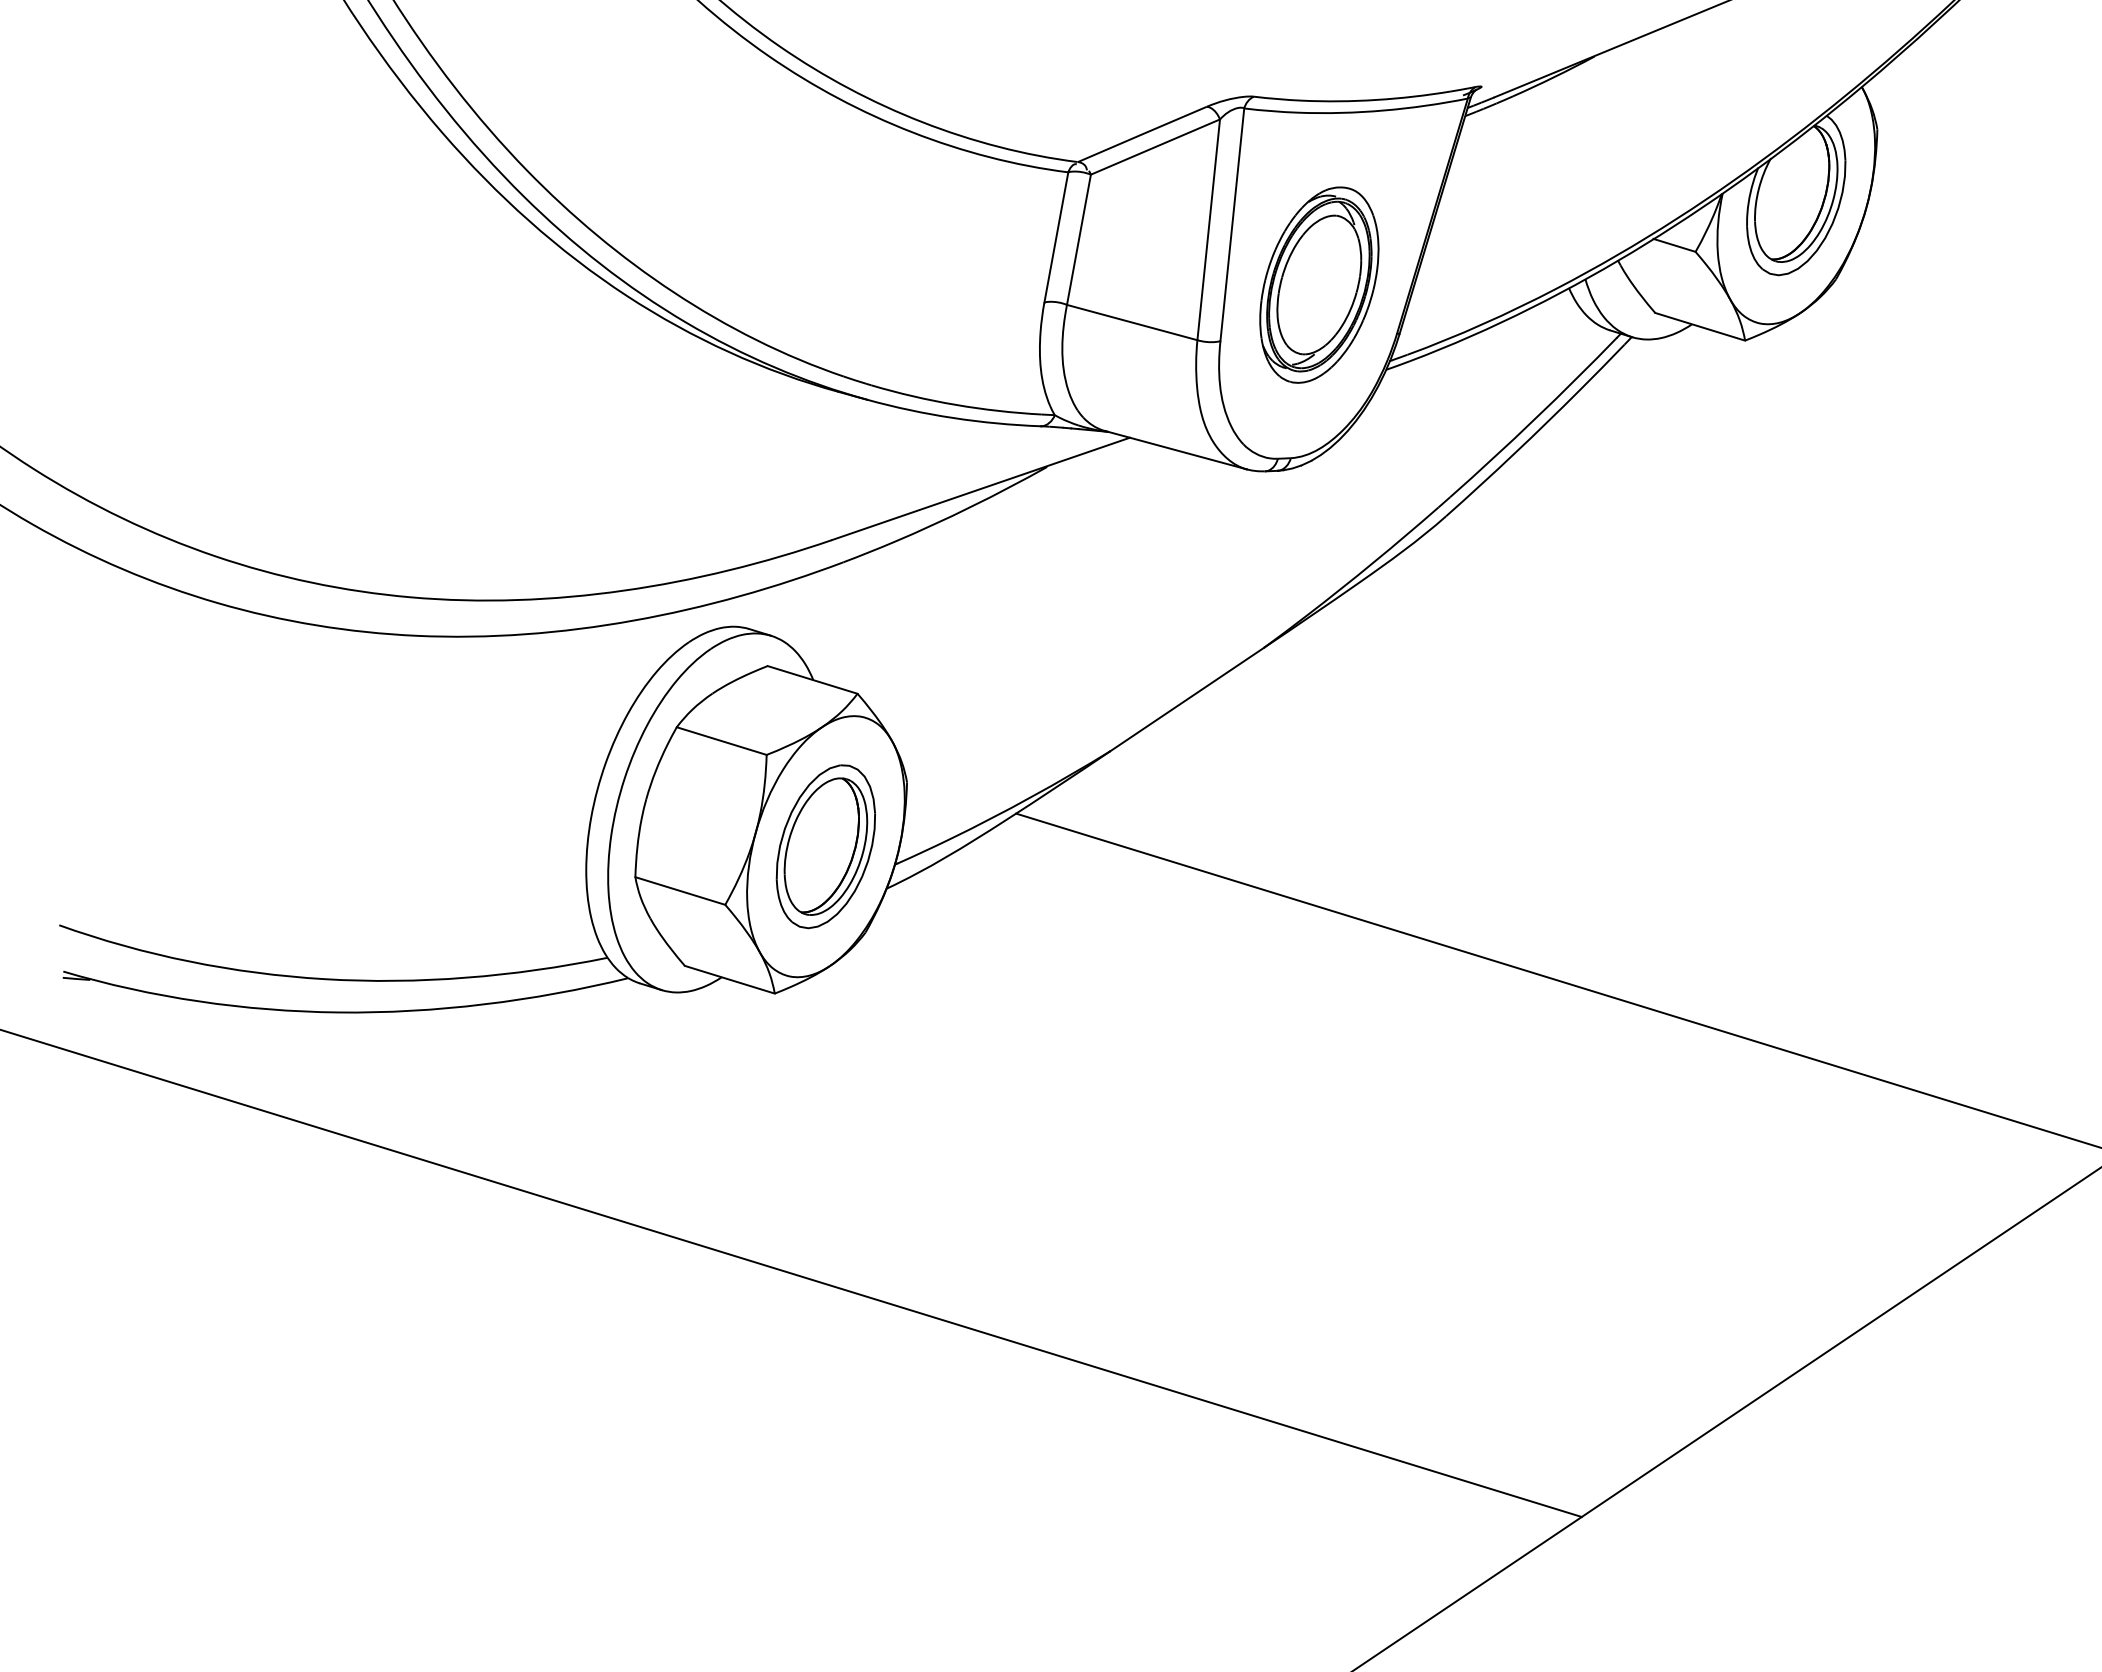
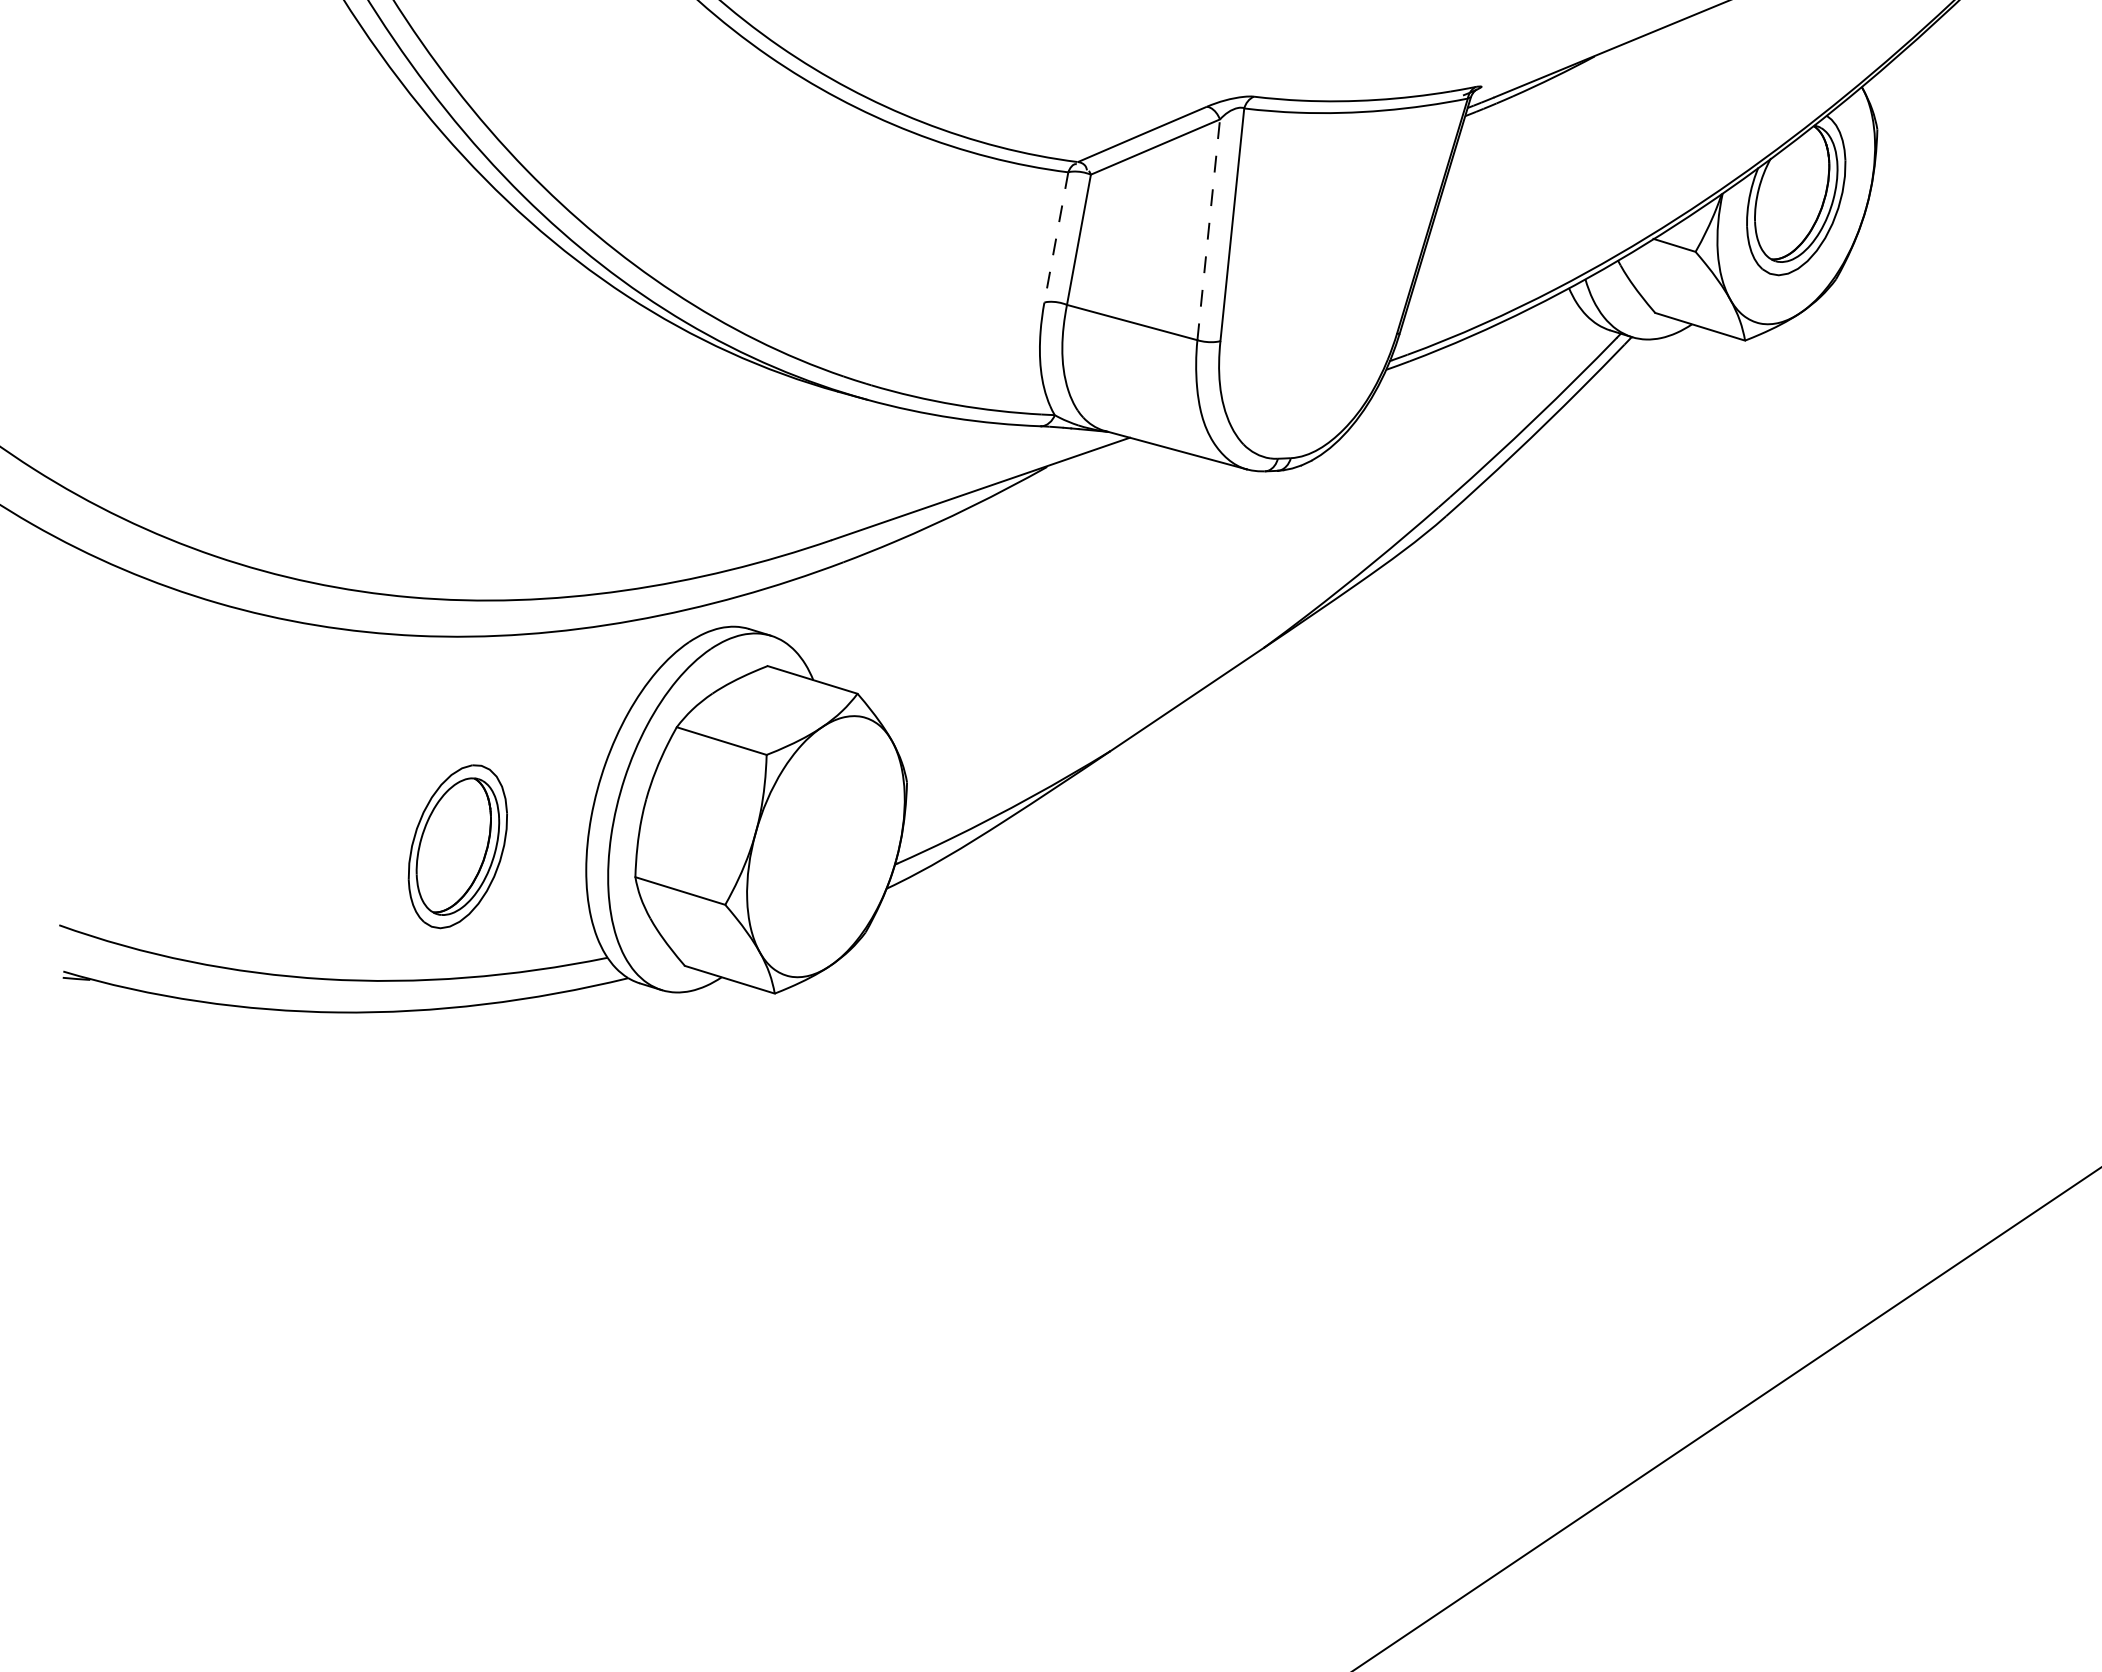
line: solid -> dashed (1208, 229)
line: solid -> dashed (1056, 237)
part: present -> none (1319, 284)
part position: (825, 846) -> (457, 846) (457, 846)
line: present -> none (1557, 979)
line: present -> none (791, 1273)
